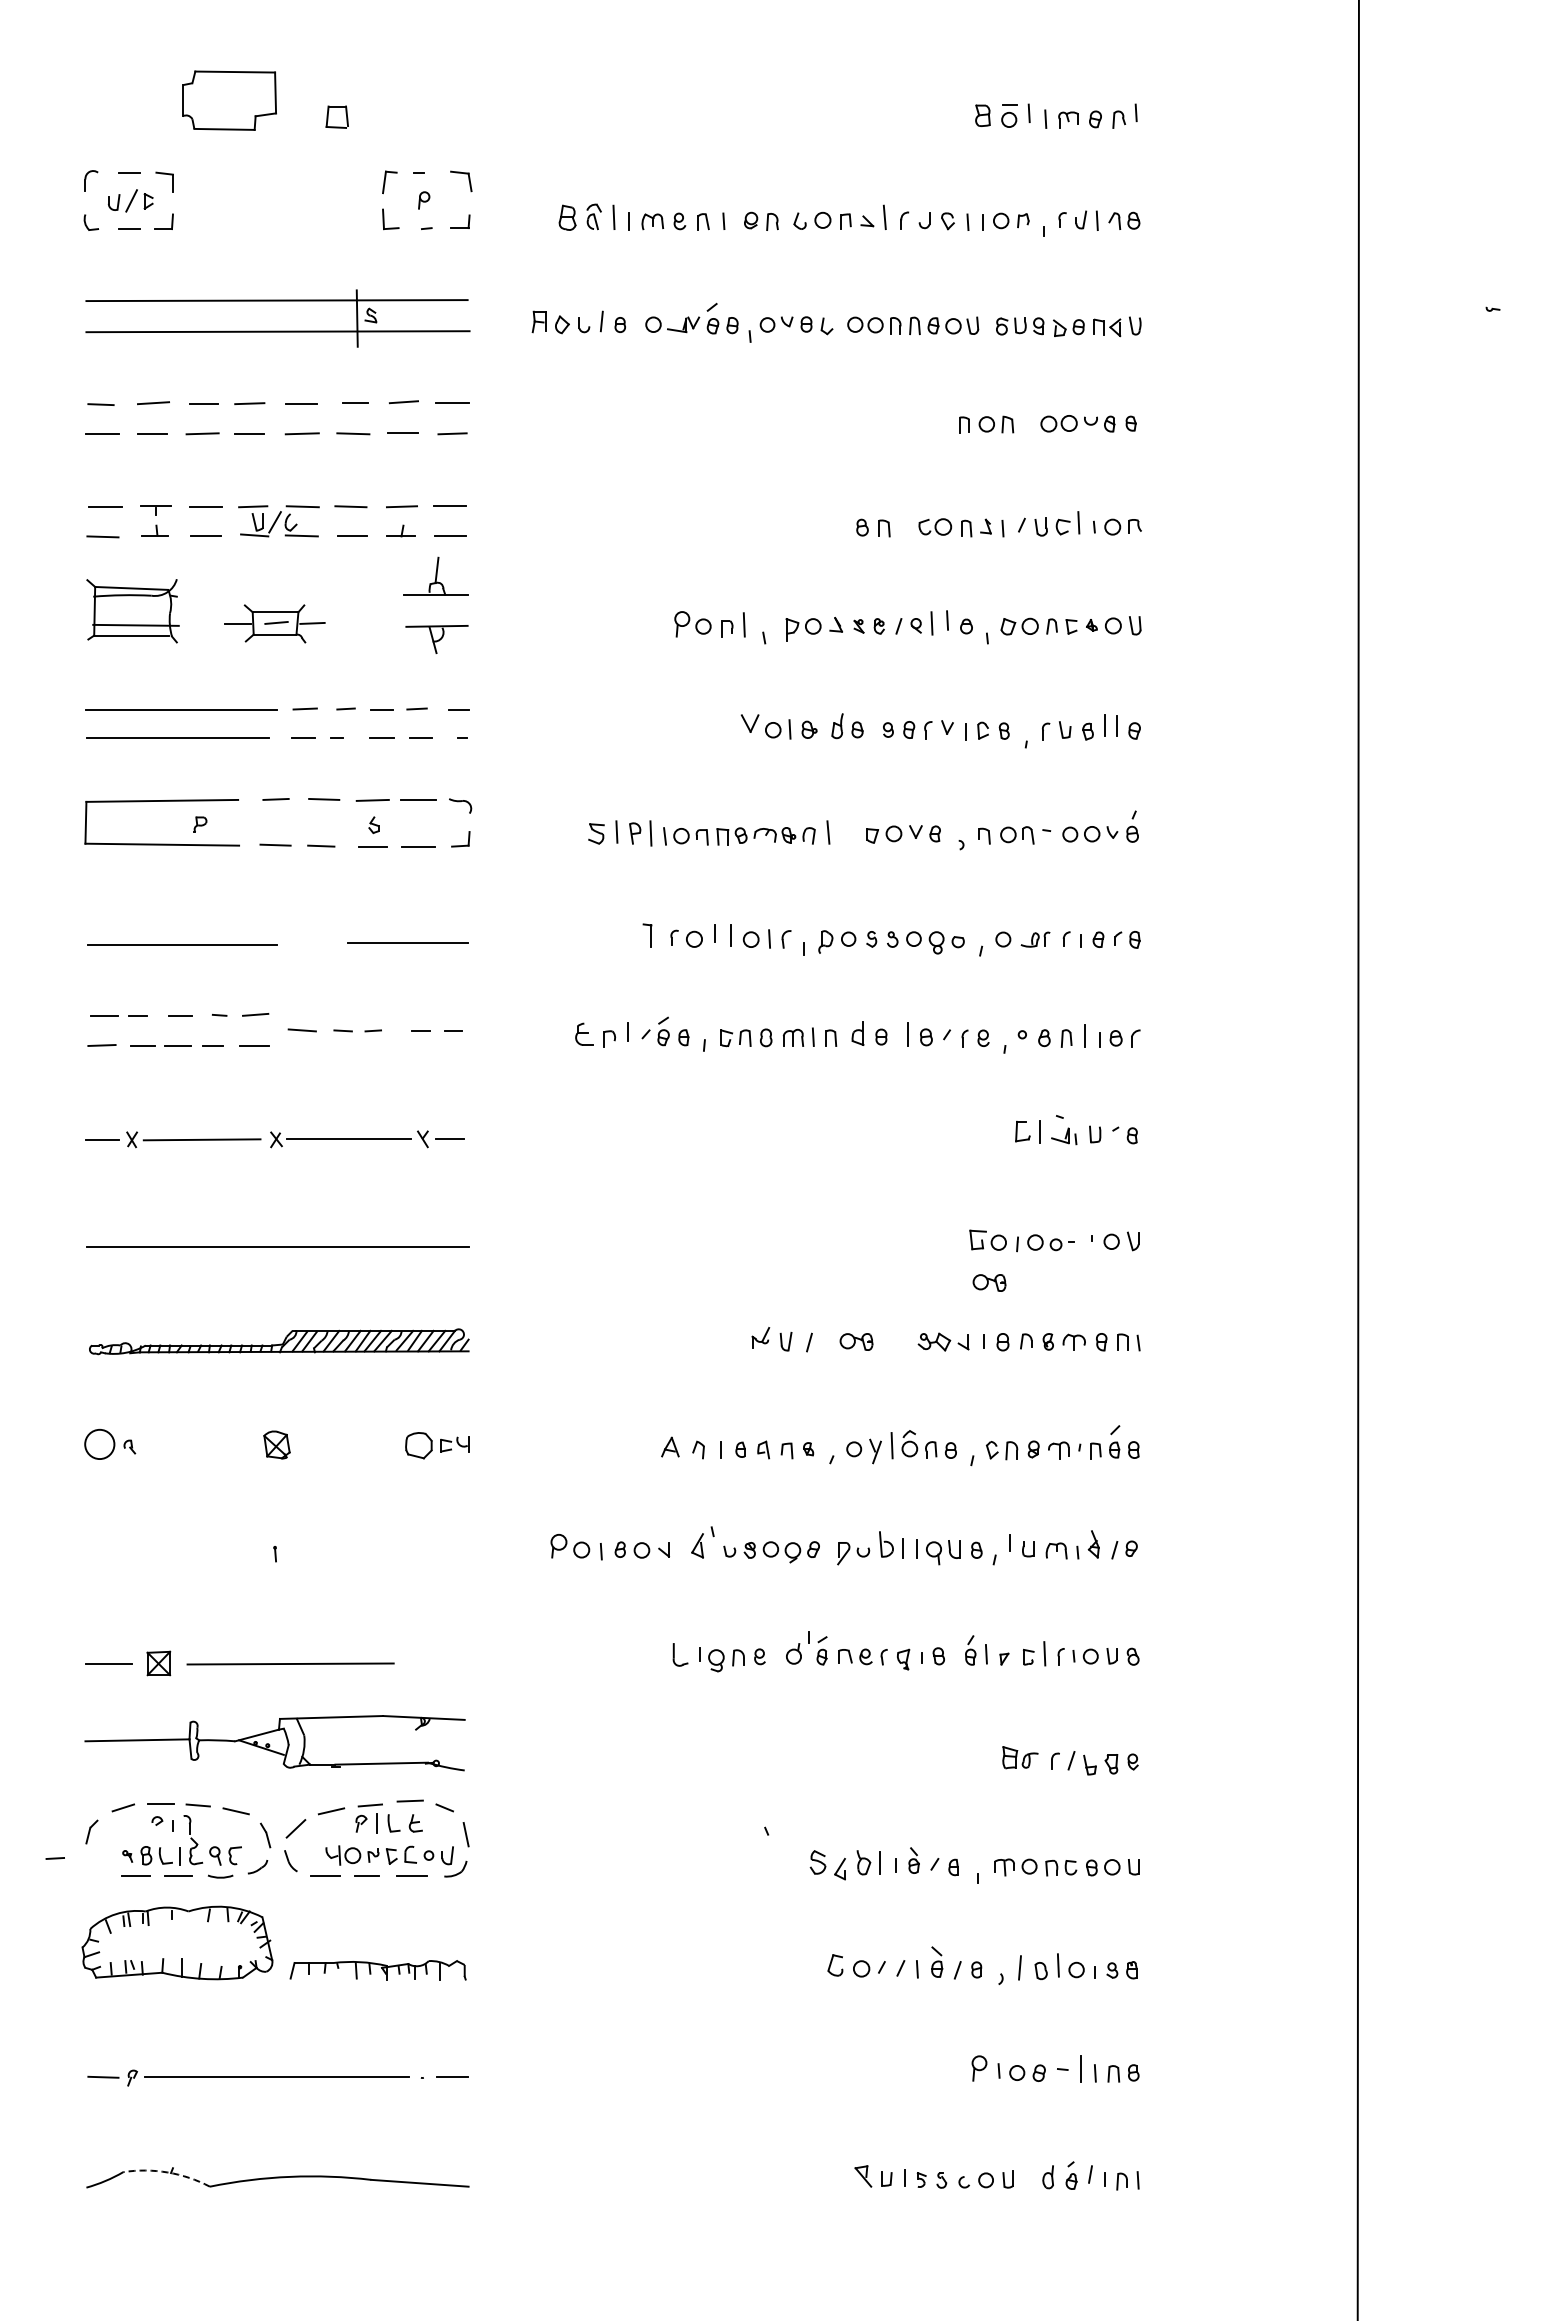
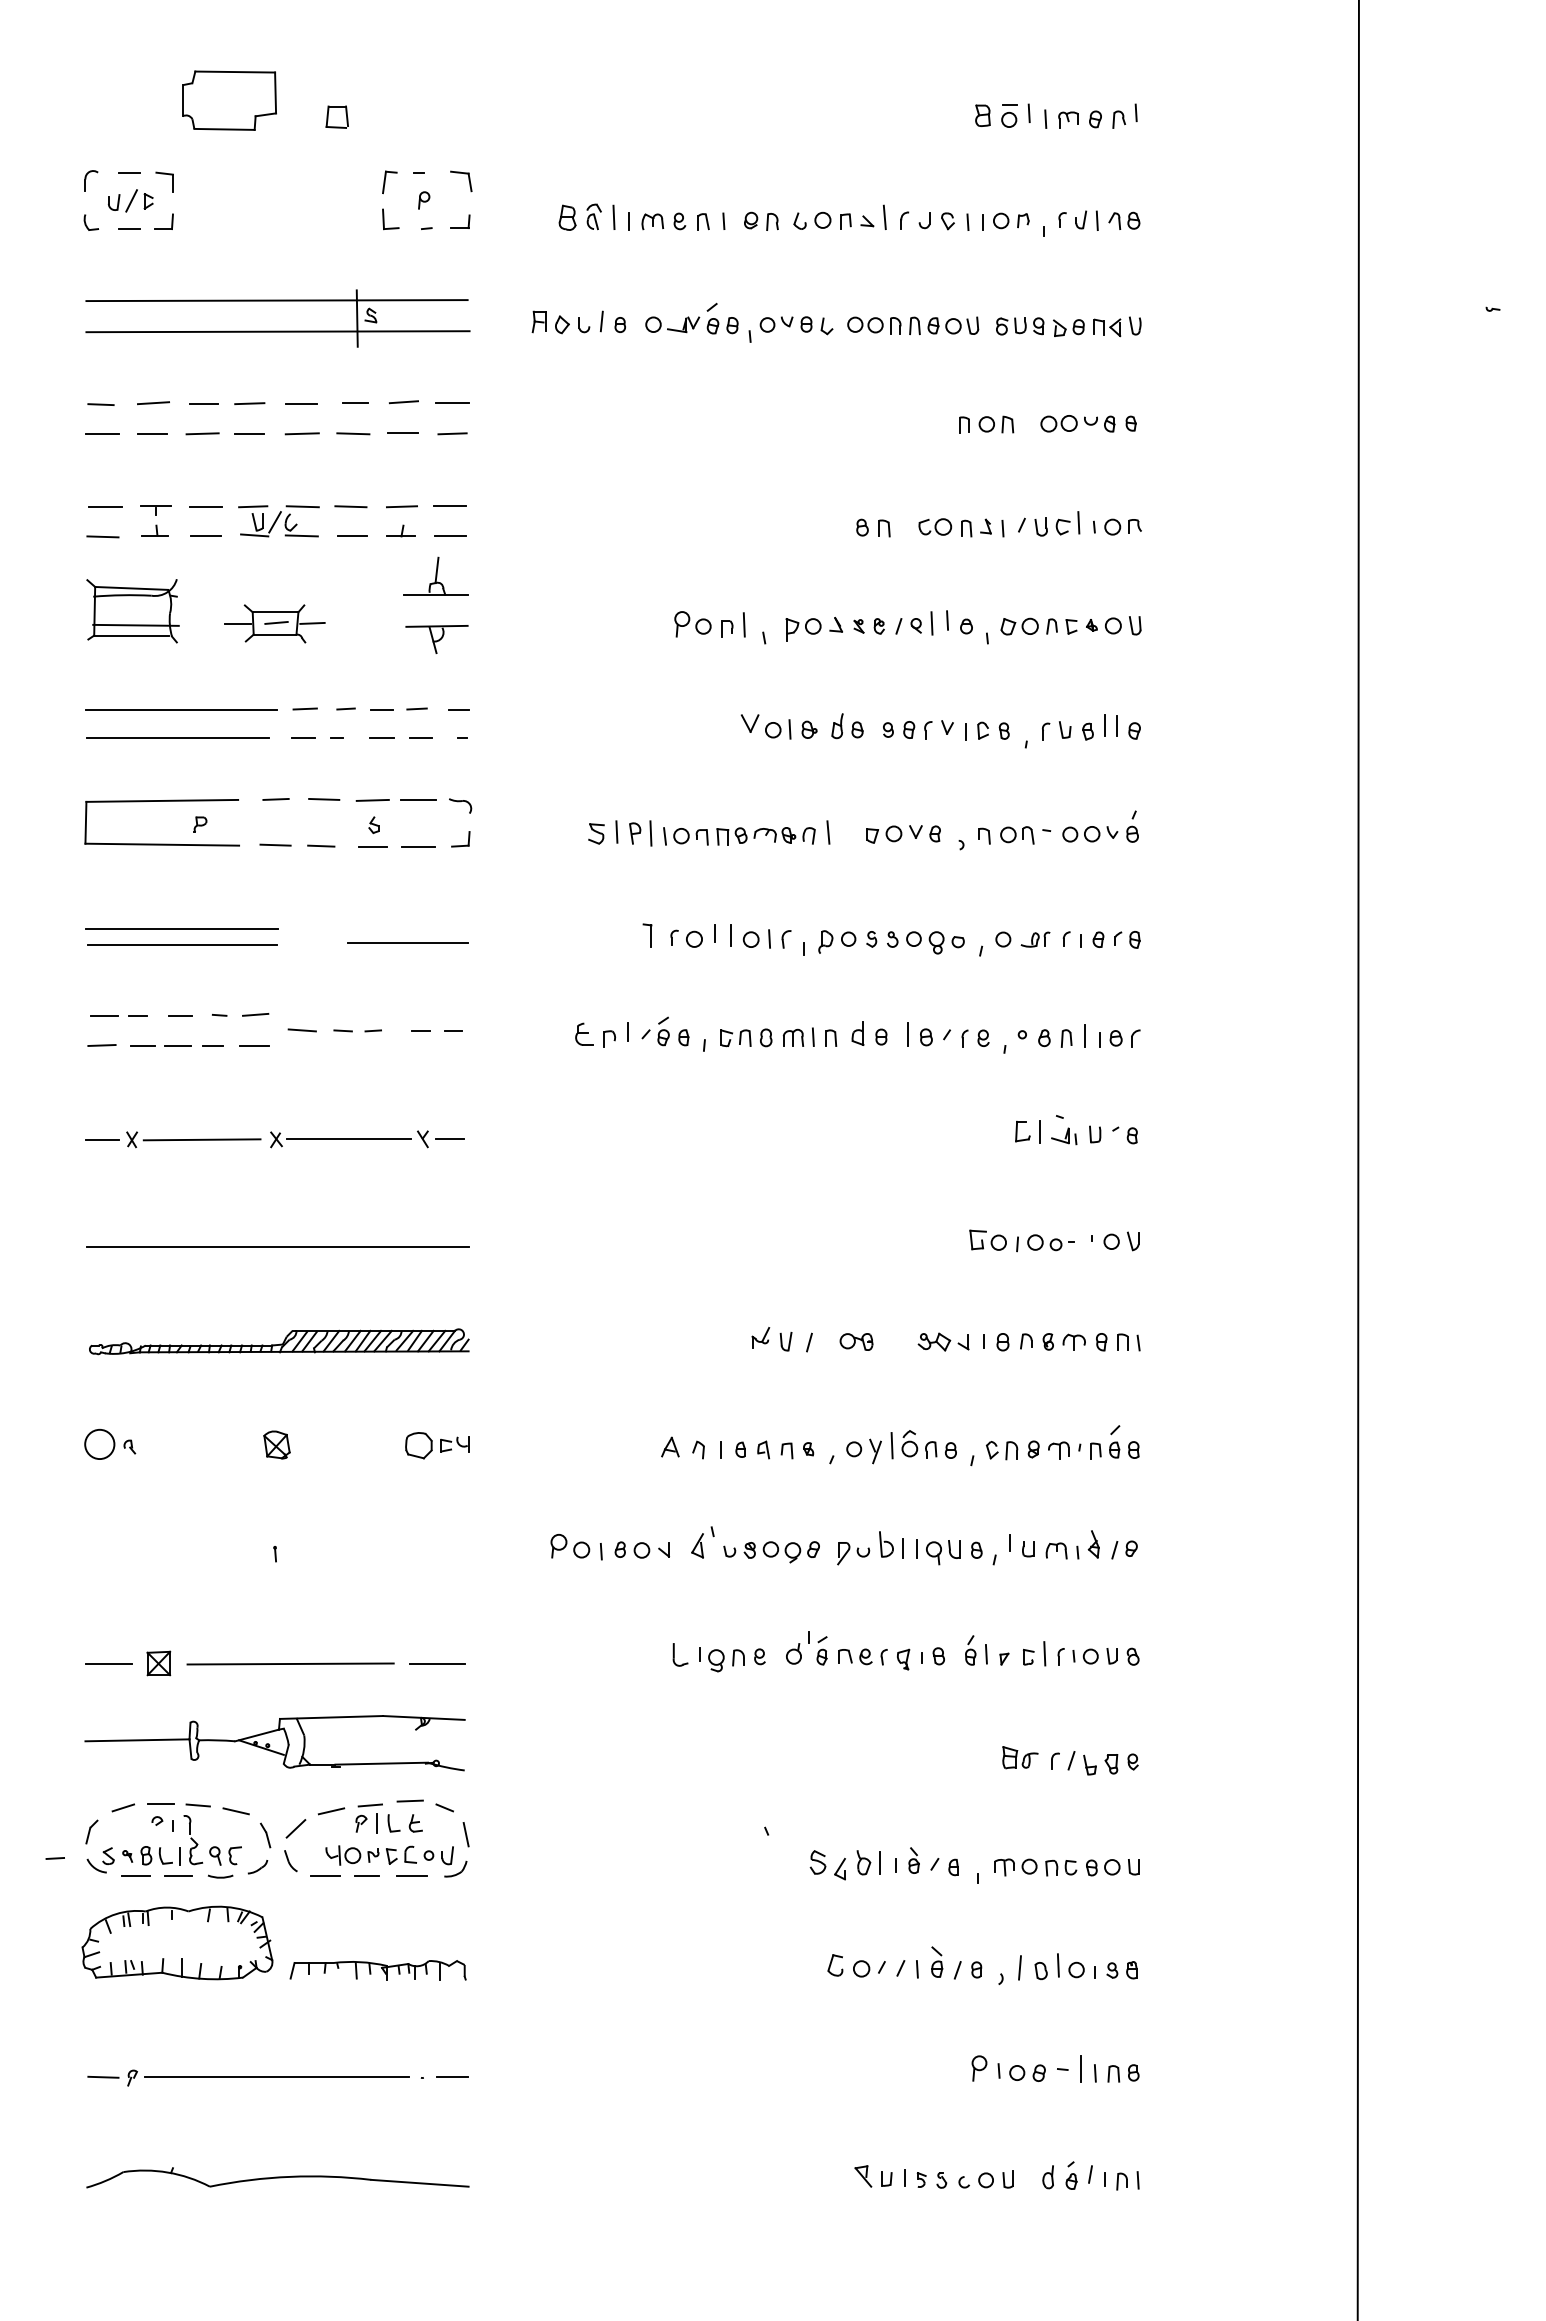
line: none -> present (182, 929)
part: present -> none (989, 1282)
line: none -> present (437, 1663)
part: none -> present (100, 1860)
arc: dashed -> solid (167, 2172)
